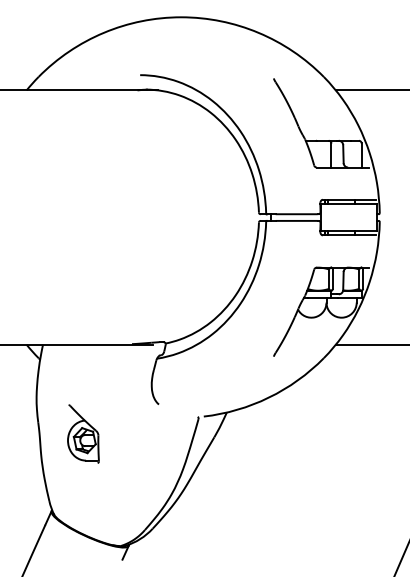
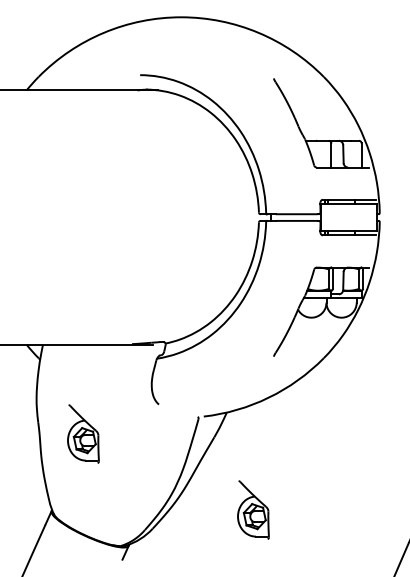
line: present -> none (370, 90)
line: present -> none (370, 344)
part: none -> present (253, 509)
